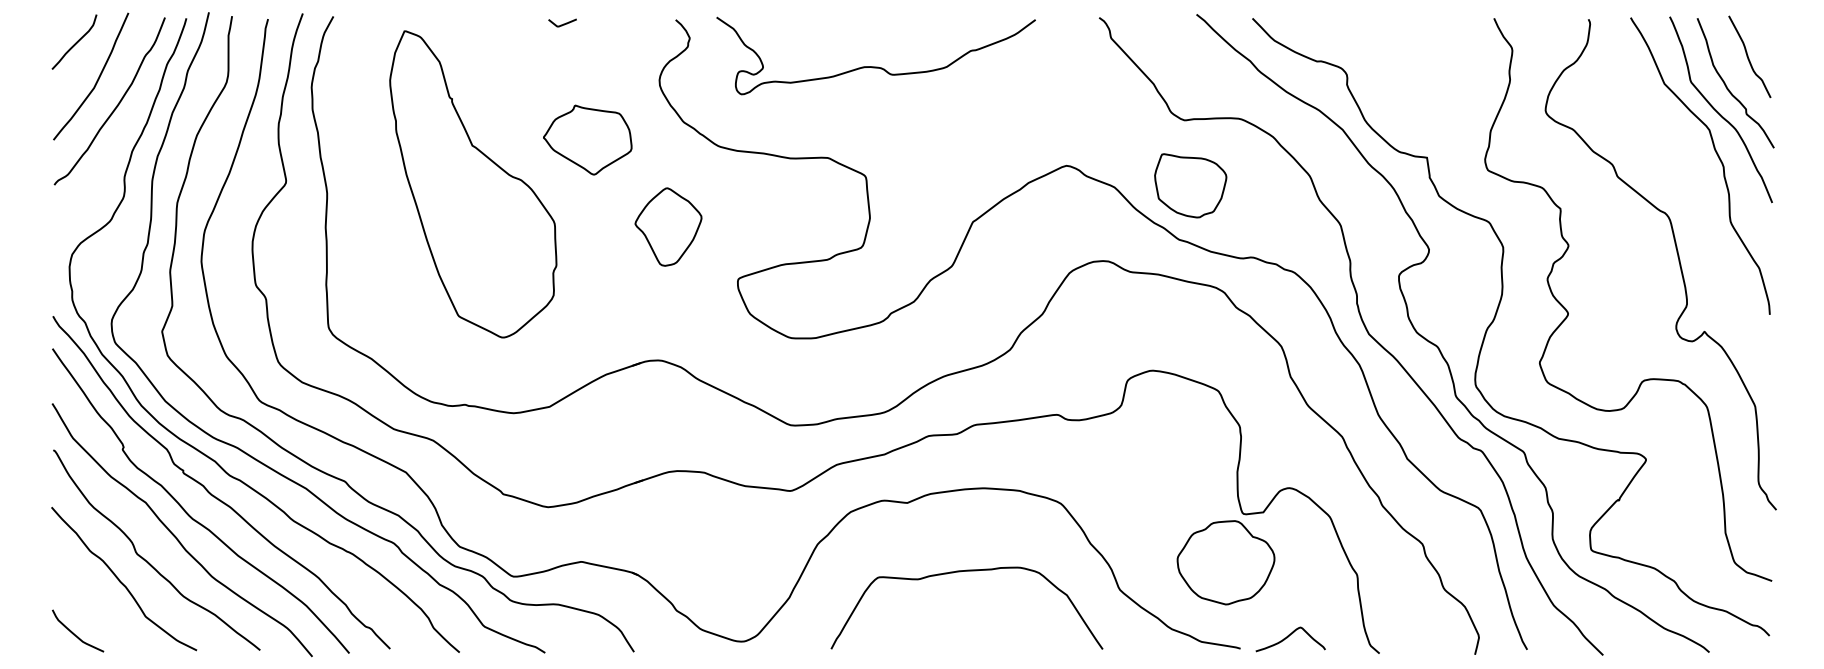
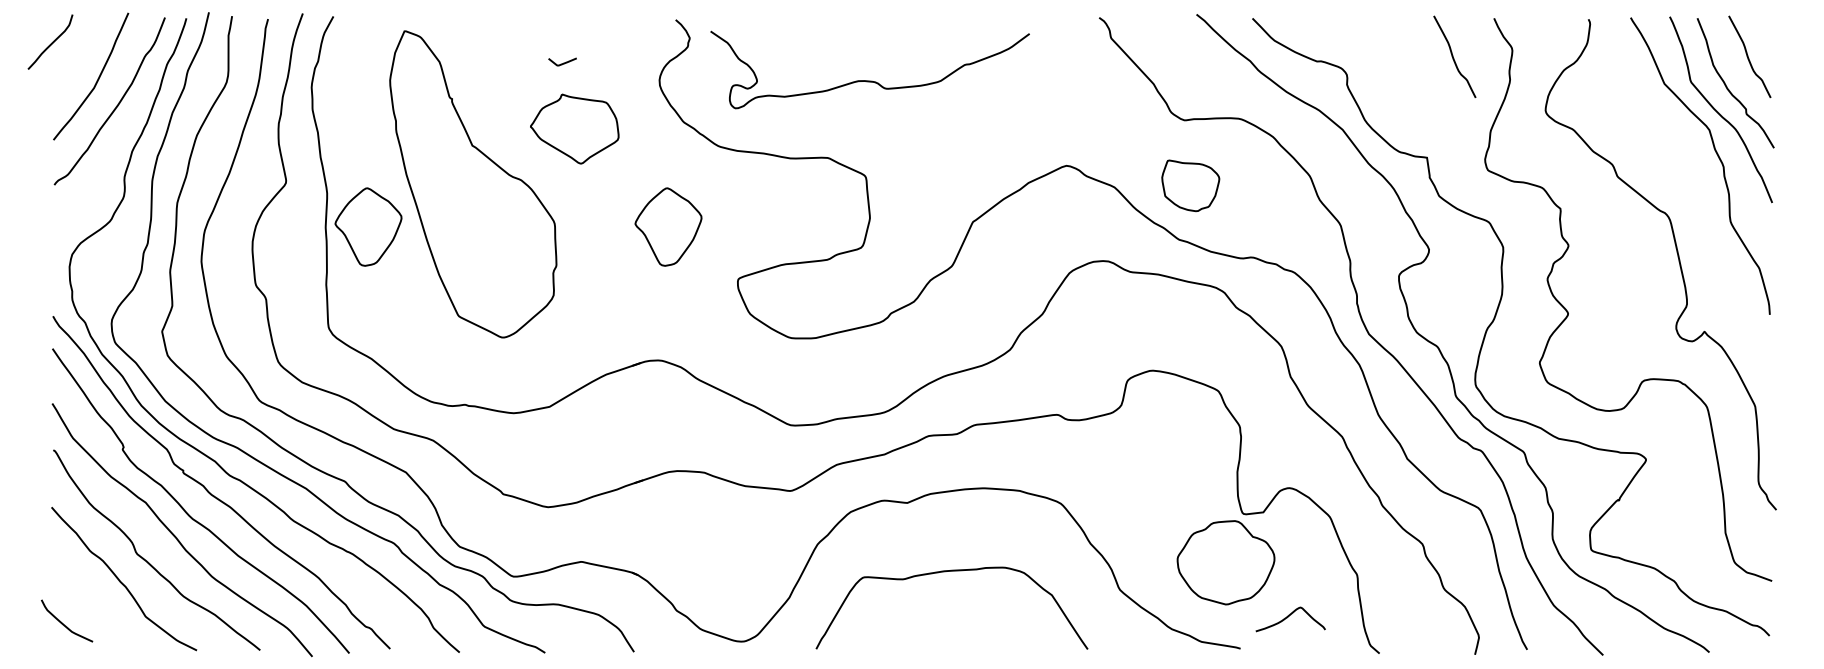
curve position: (563, 23) -> (563, 62) (563, 62)
curve position: (75, 42) -> (51, 42) (51, 42)
curve: none -> present (1453, 56)
curve position: (875, 66) -> (869, 80) (869, 80)
part position: (587, 139) -> (574, 128) (574, 128)
part size: 74x66 px -> 60x54 px (1190, 185)
part: none -> present (368, 226)
curve position: (960, 572) -> (945, 572) (945, 572)
curve position: (74, 633) -> (63, 623) (63, 623)
curve position: (1288, 637) -> (1288, 617) (1288, 617)
